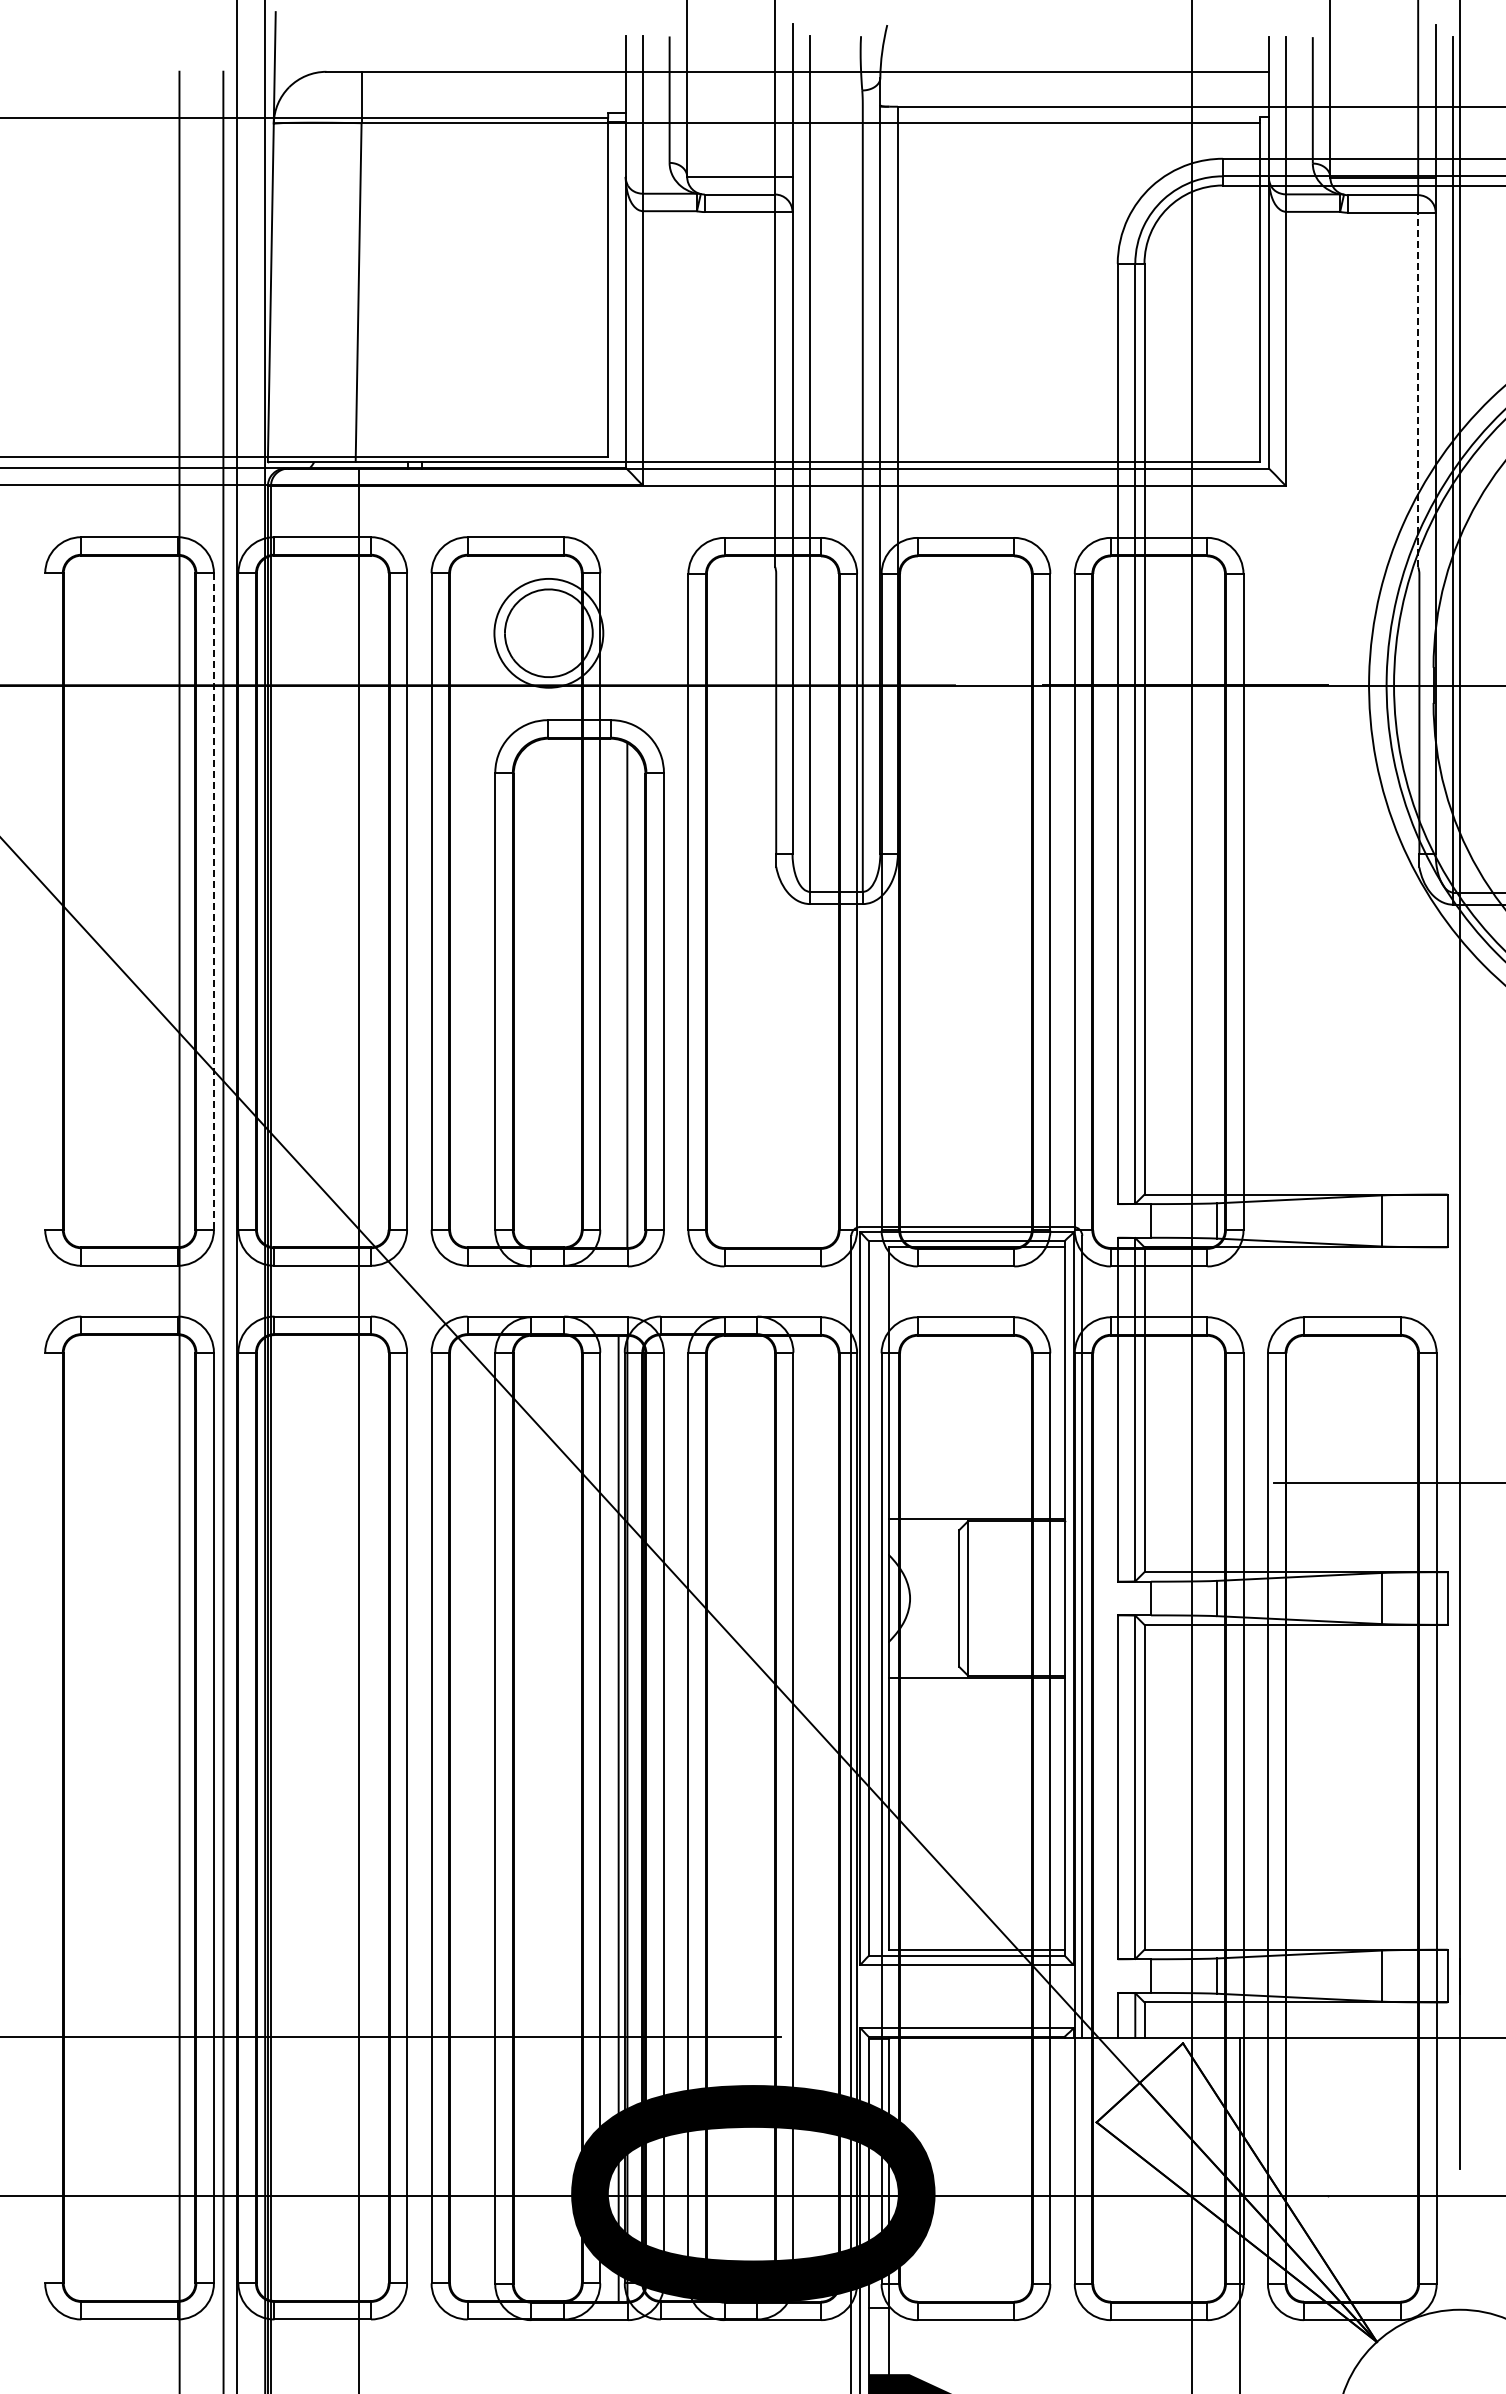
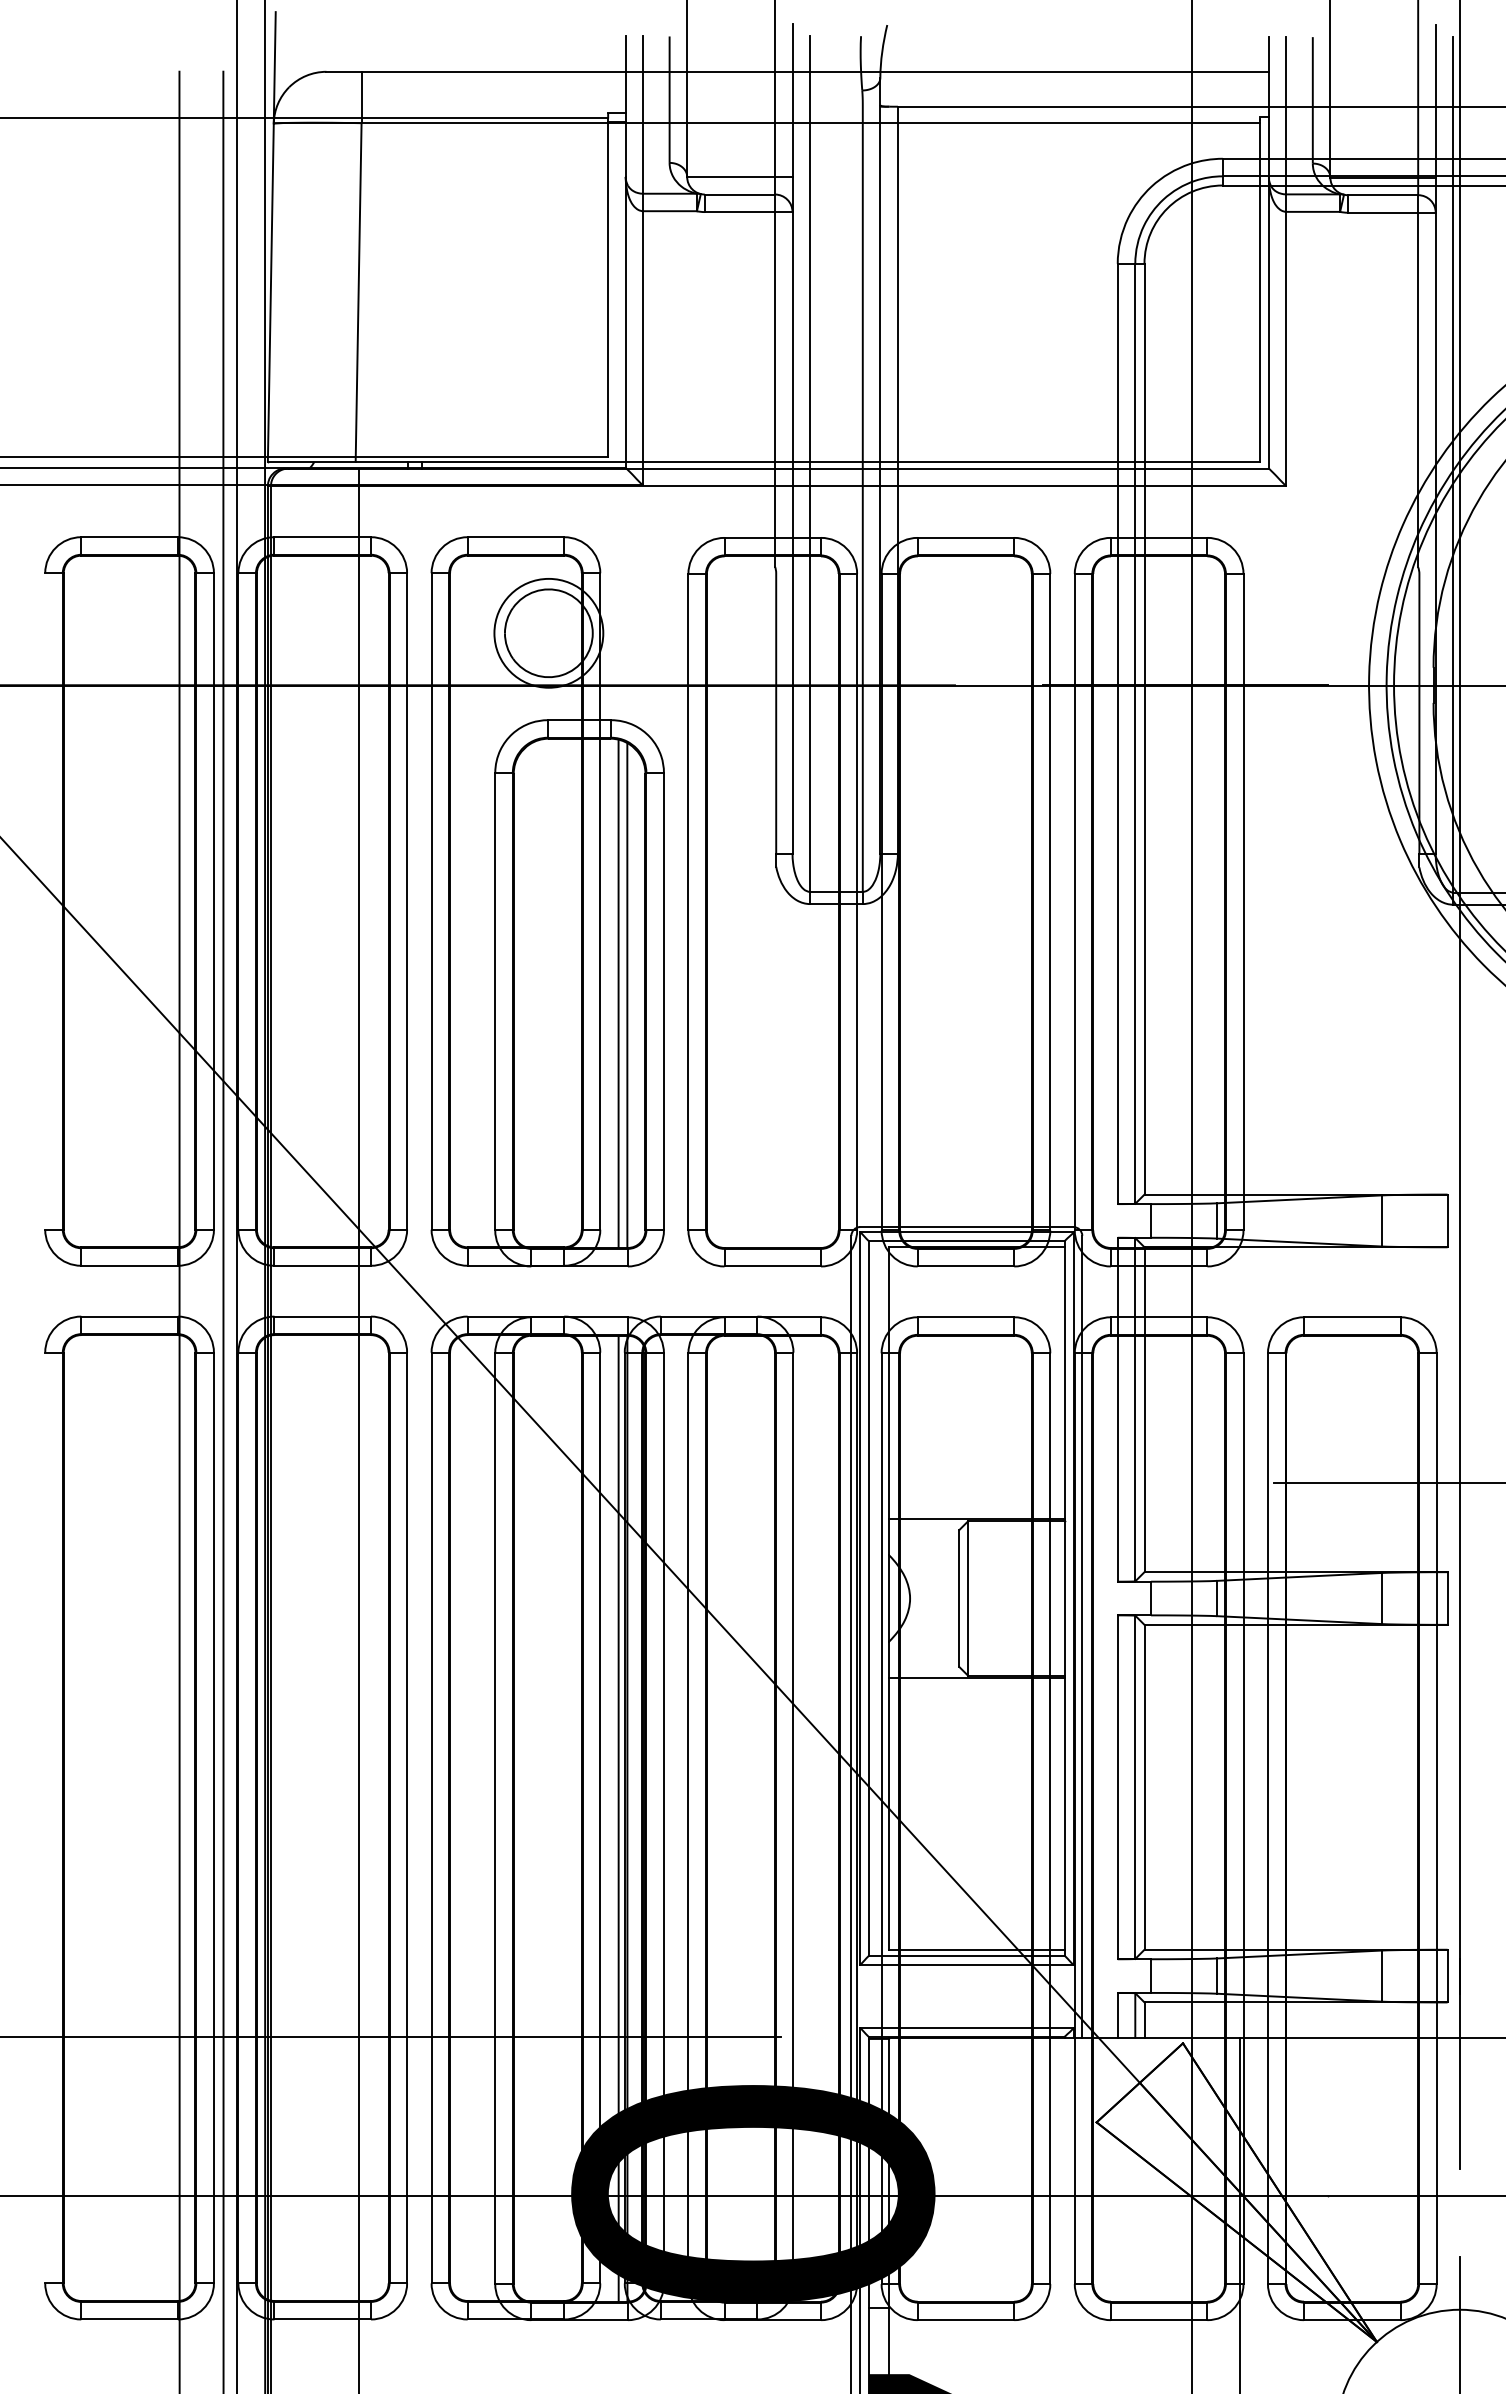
line: dashed -> solid (1418, 389)
line: dashed -> solid (213, 902)
line: none -> present (618, 993)
line: none -> present (1459, 2323)
